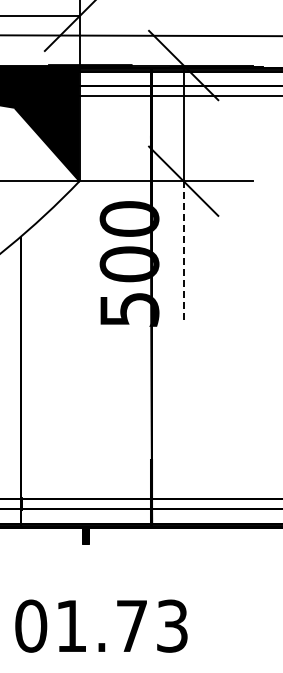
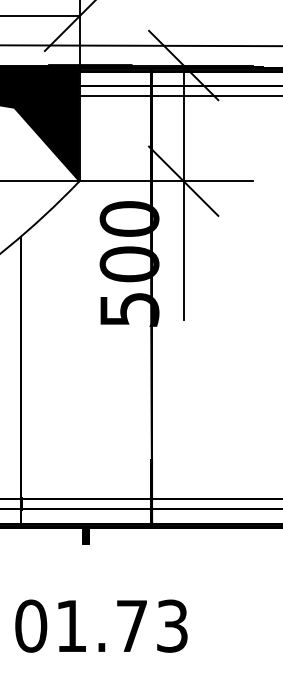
line position: (140, 35) -> (140, 45) (140, 45)
line: dashed -> solid (183, 250)
